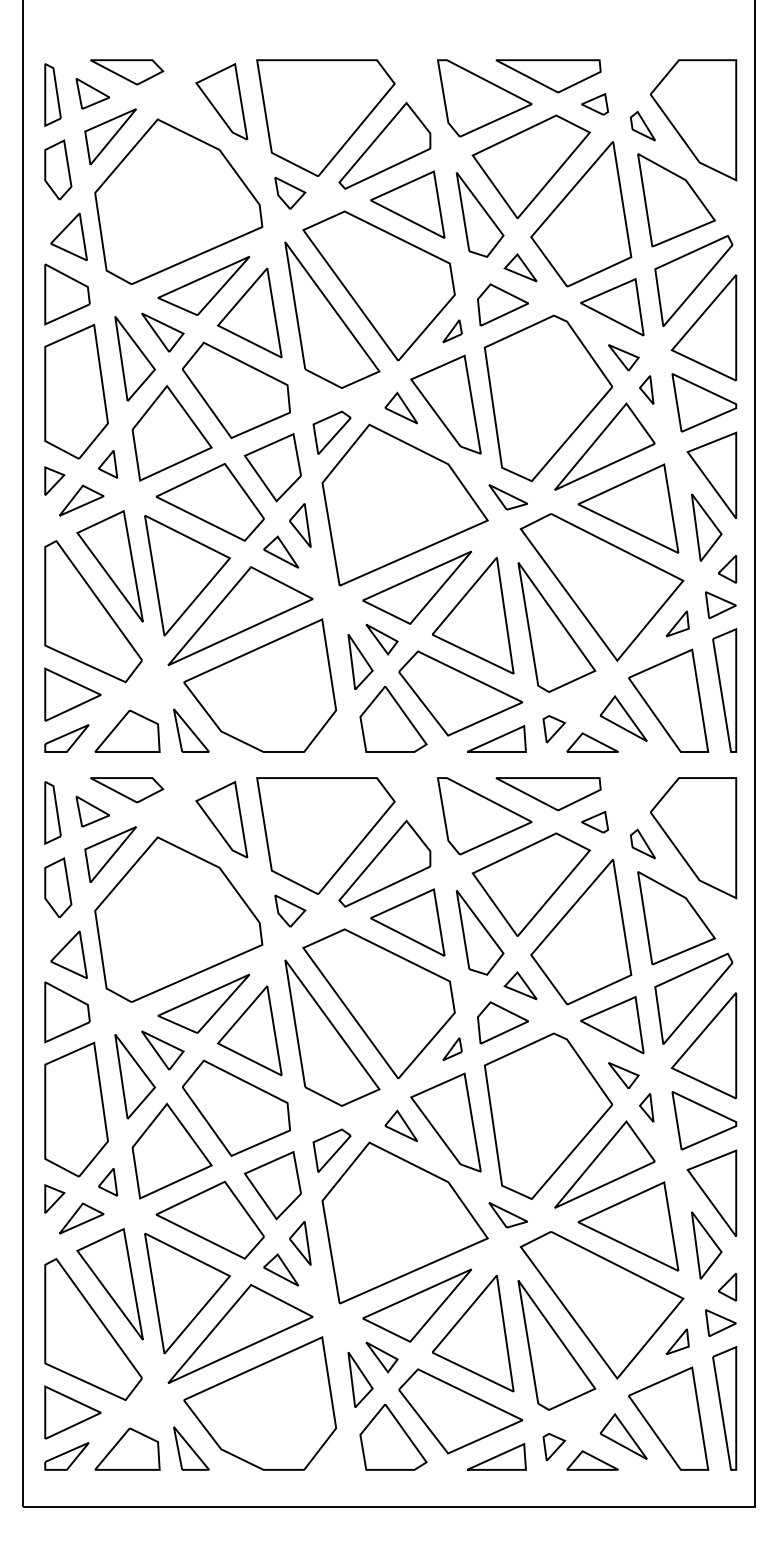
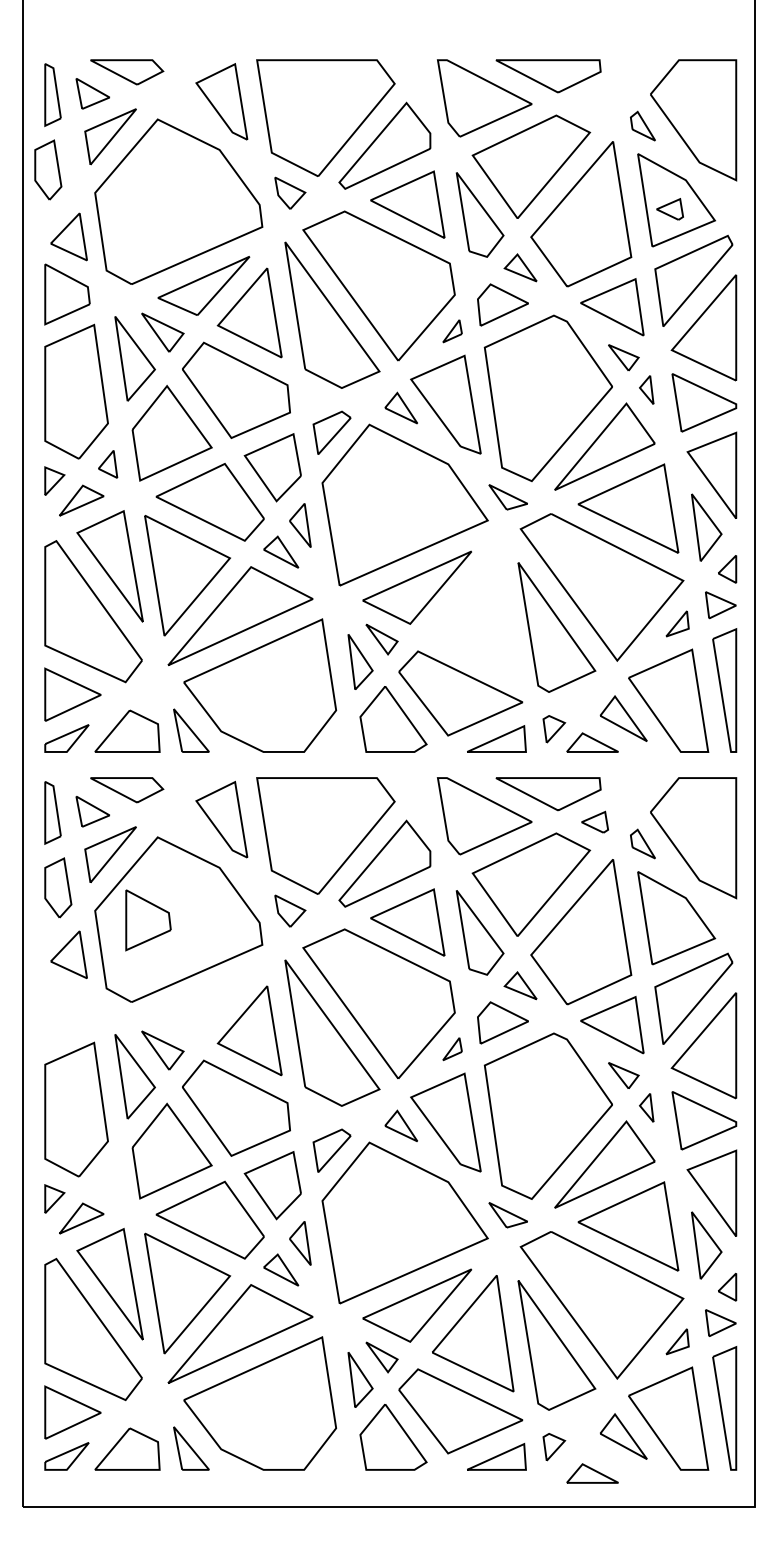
part position: (594, 104) -> (669, 209) (669, 209)
part position: (58, 169) -> (48, 169) (48, 169)
part: present -> none (473, 615)
part: present -> none (203, 1003)
part position: (67, 1012) -> (148, 920) (148, 920)
part: present -> none (108, 1182)
part position: (592, 1460) -> (592, 1473) (592, 1473)
